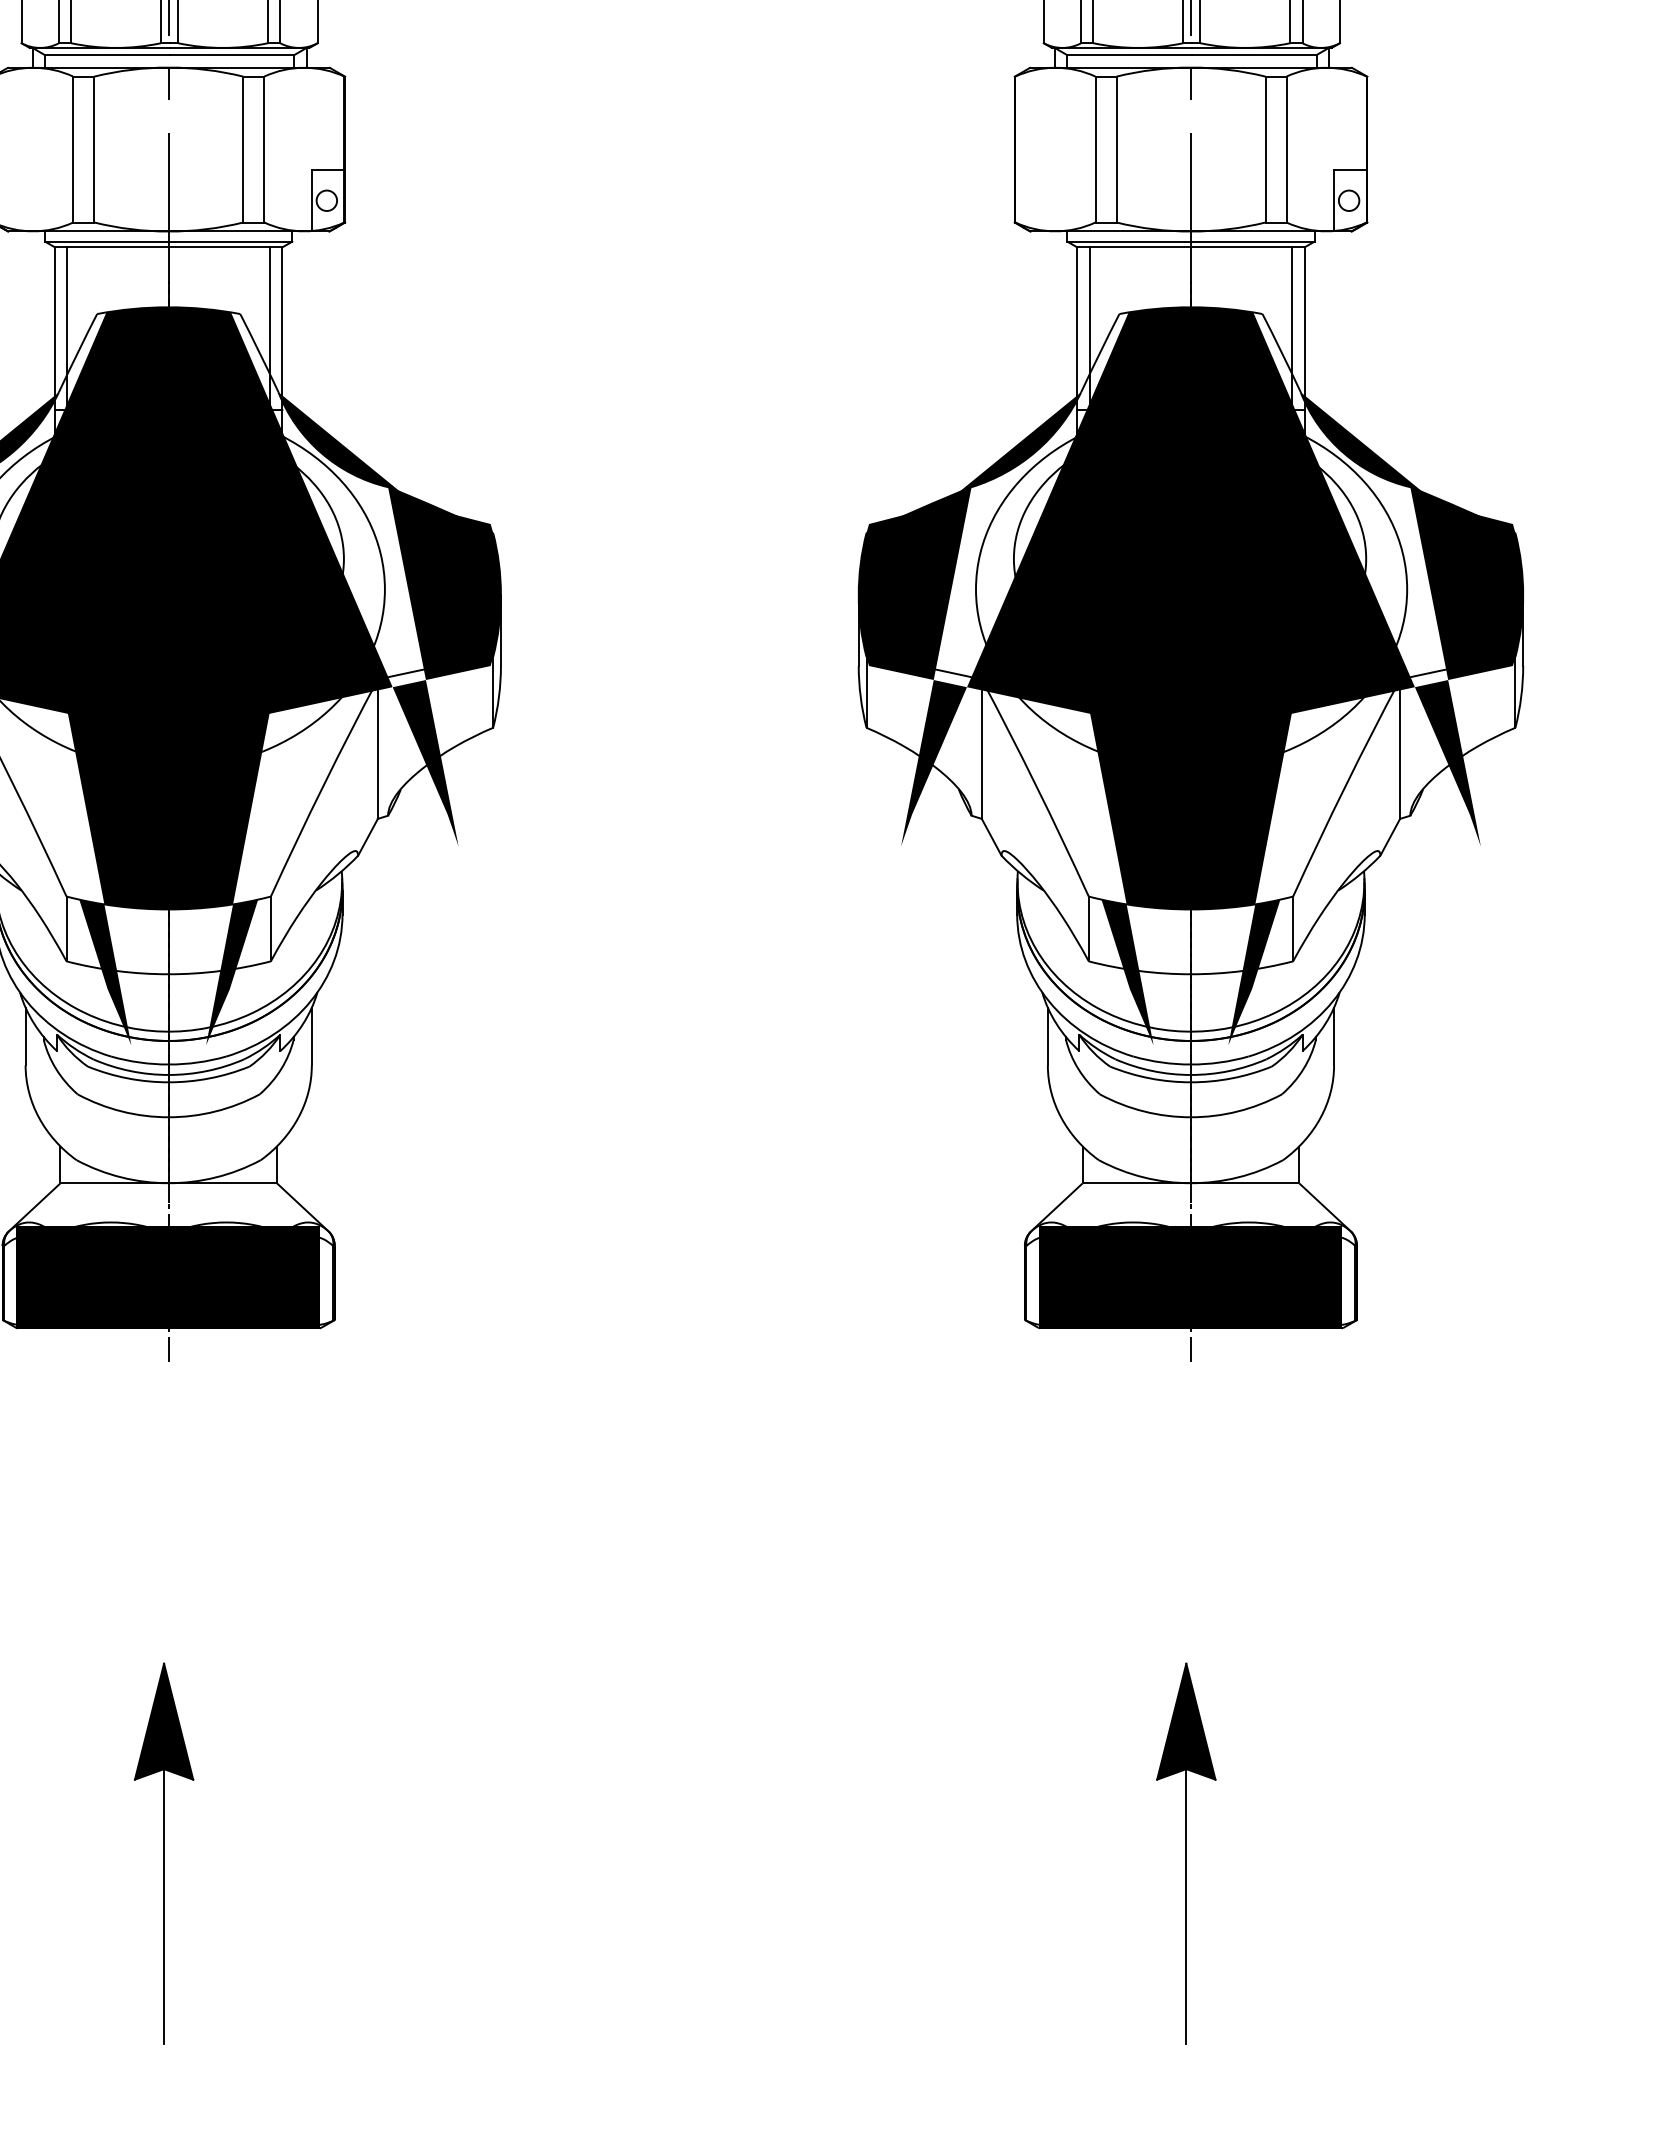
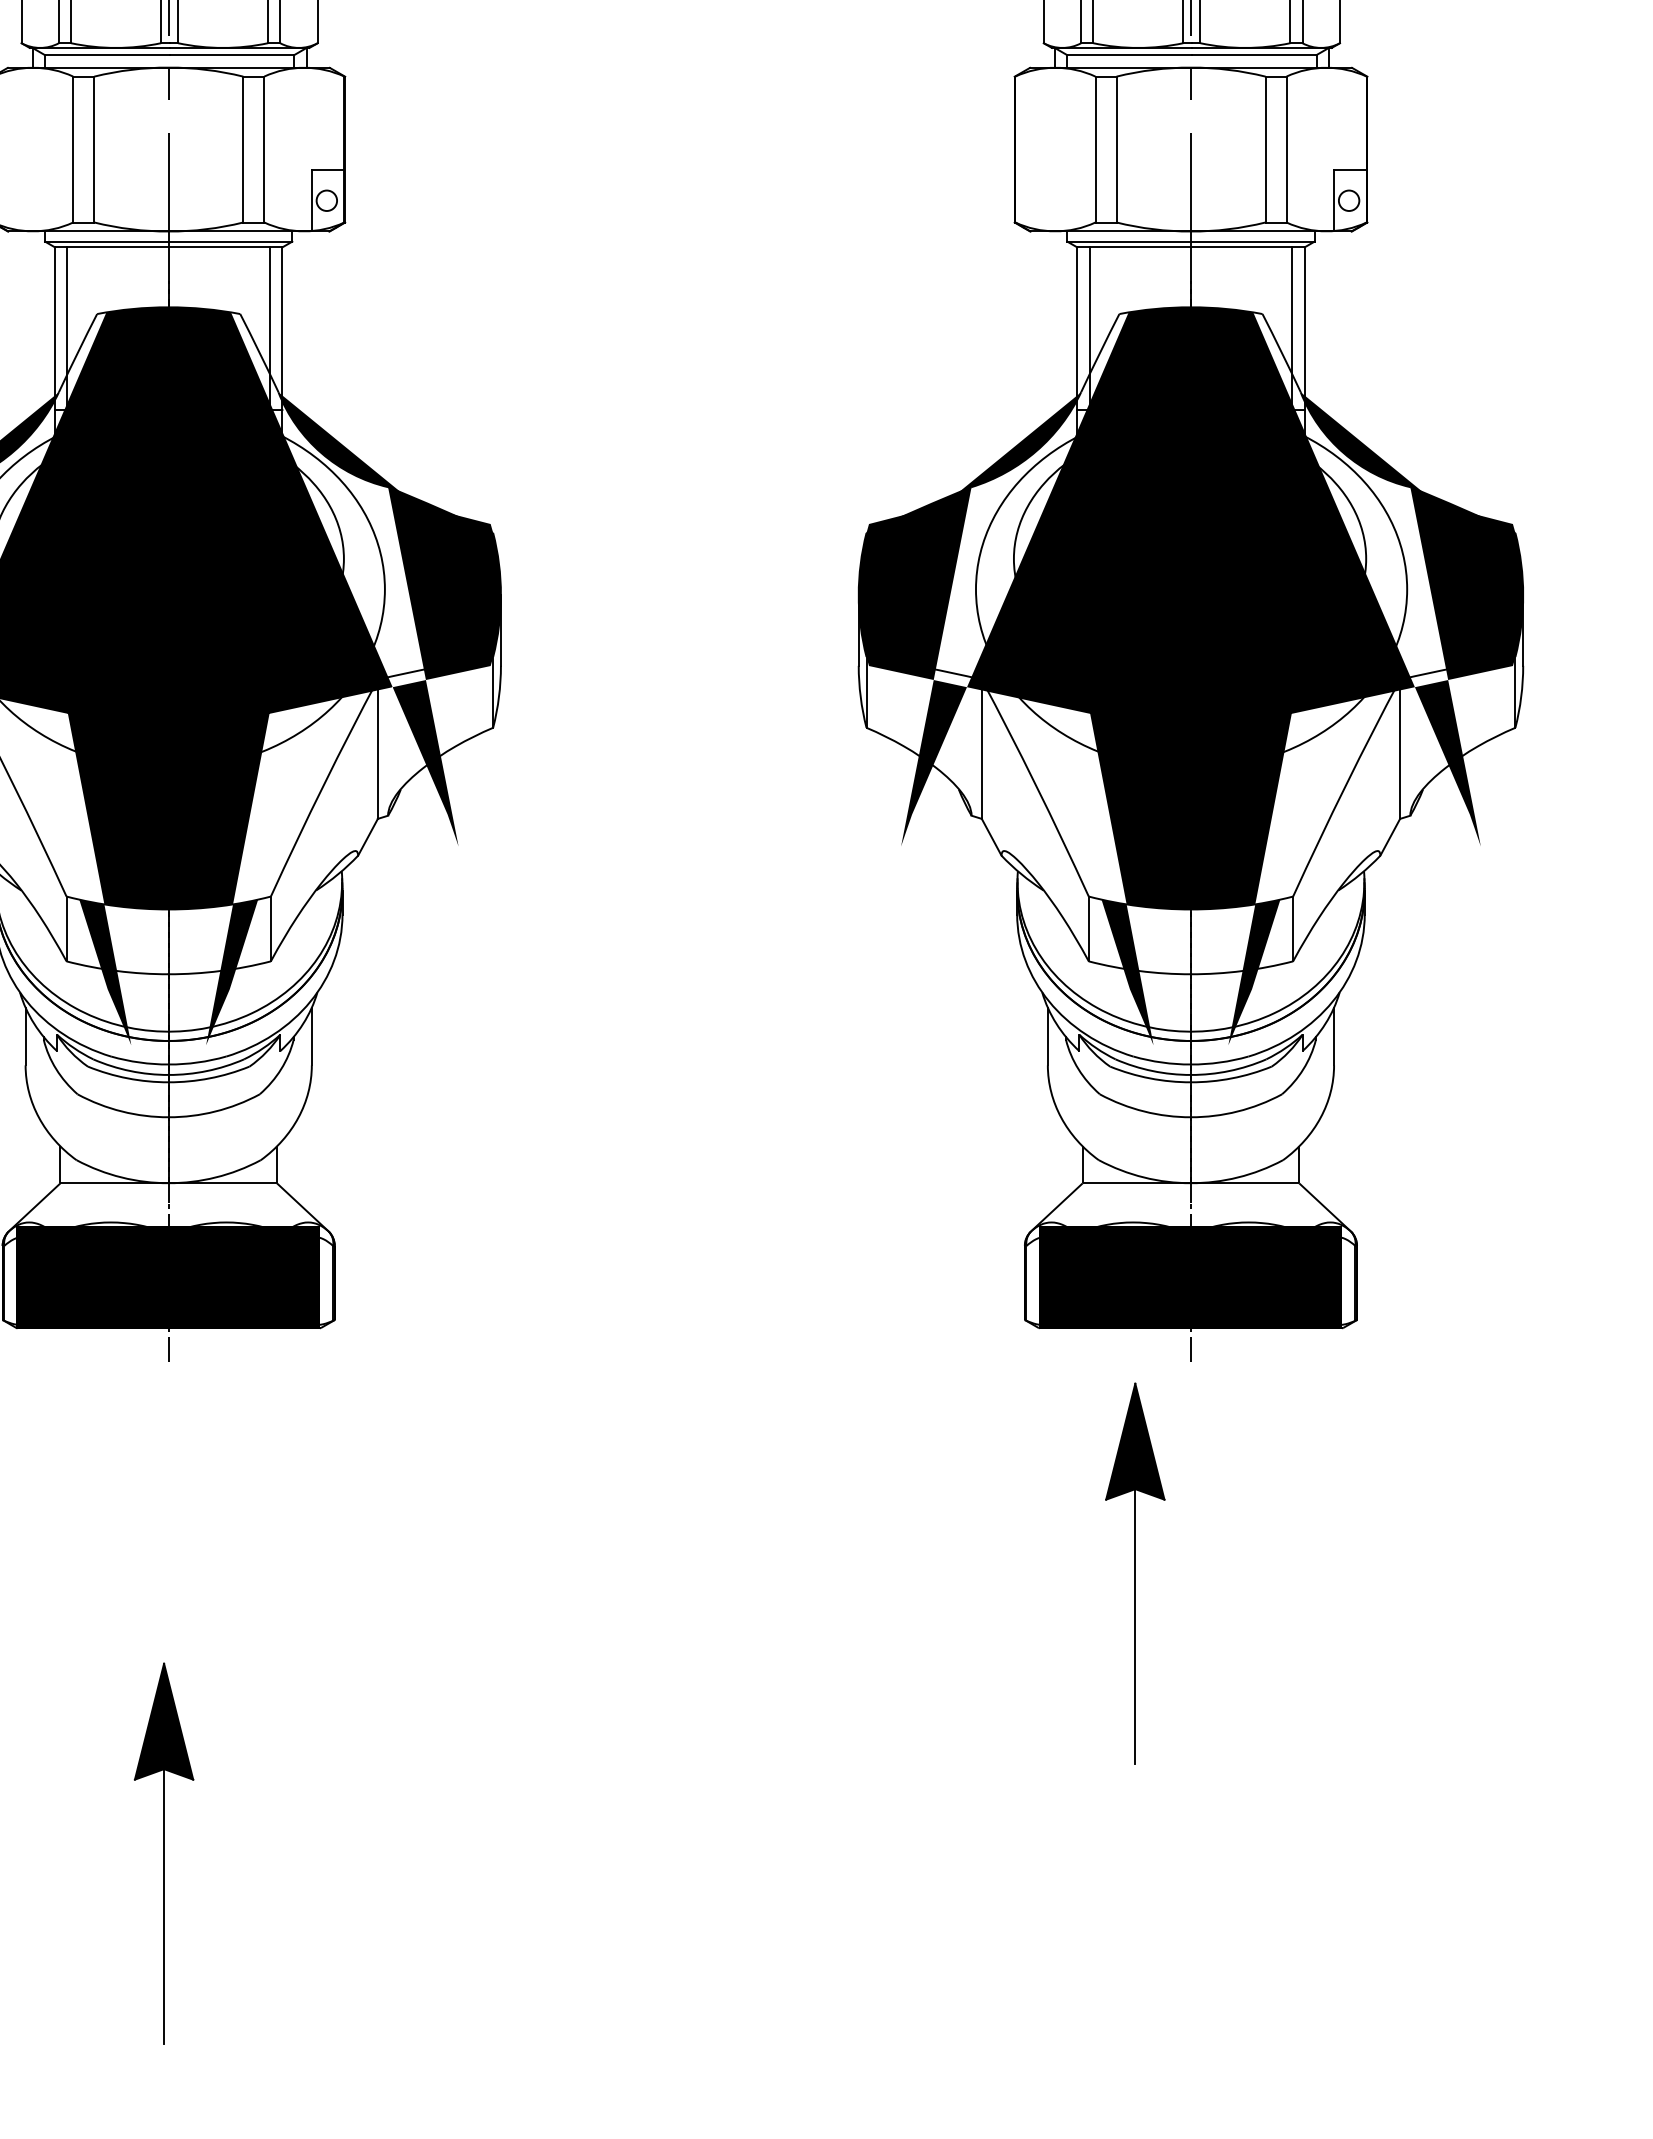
part position: (1186, 1853) -> (1135, 1573) (1135, 1573)
